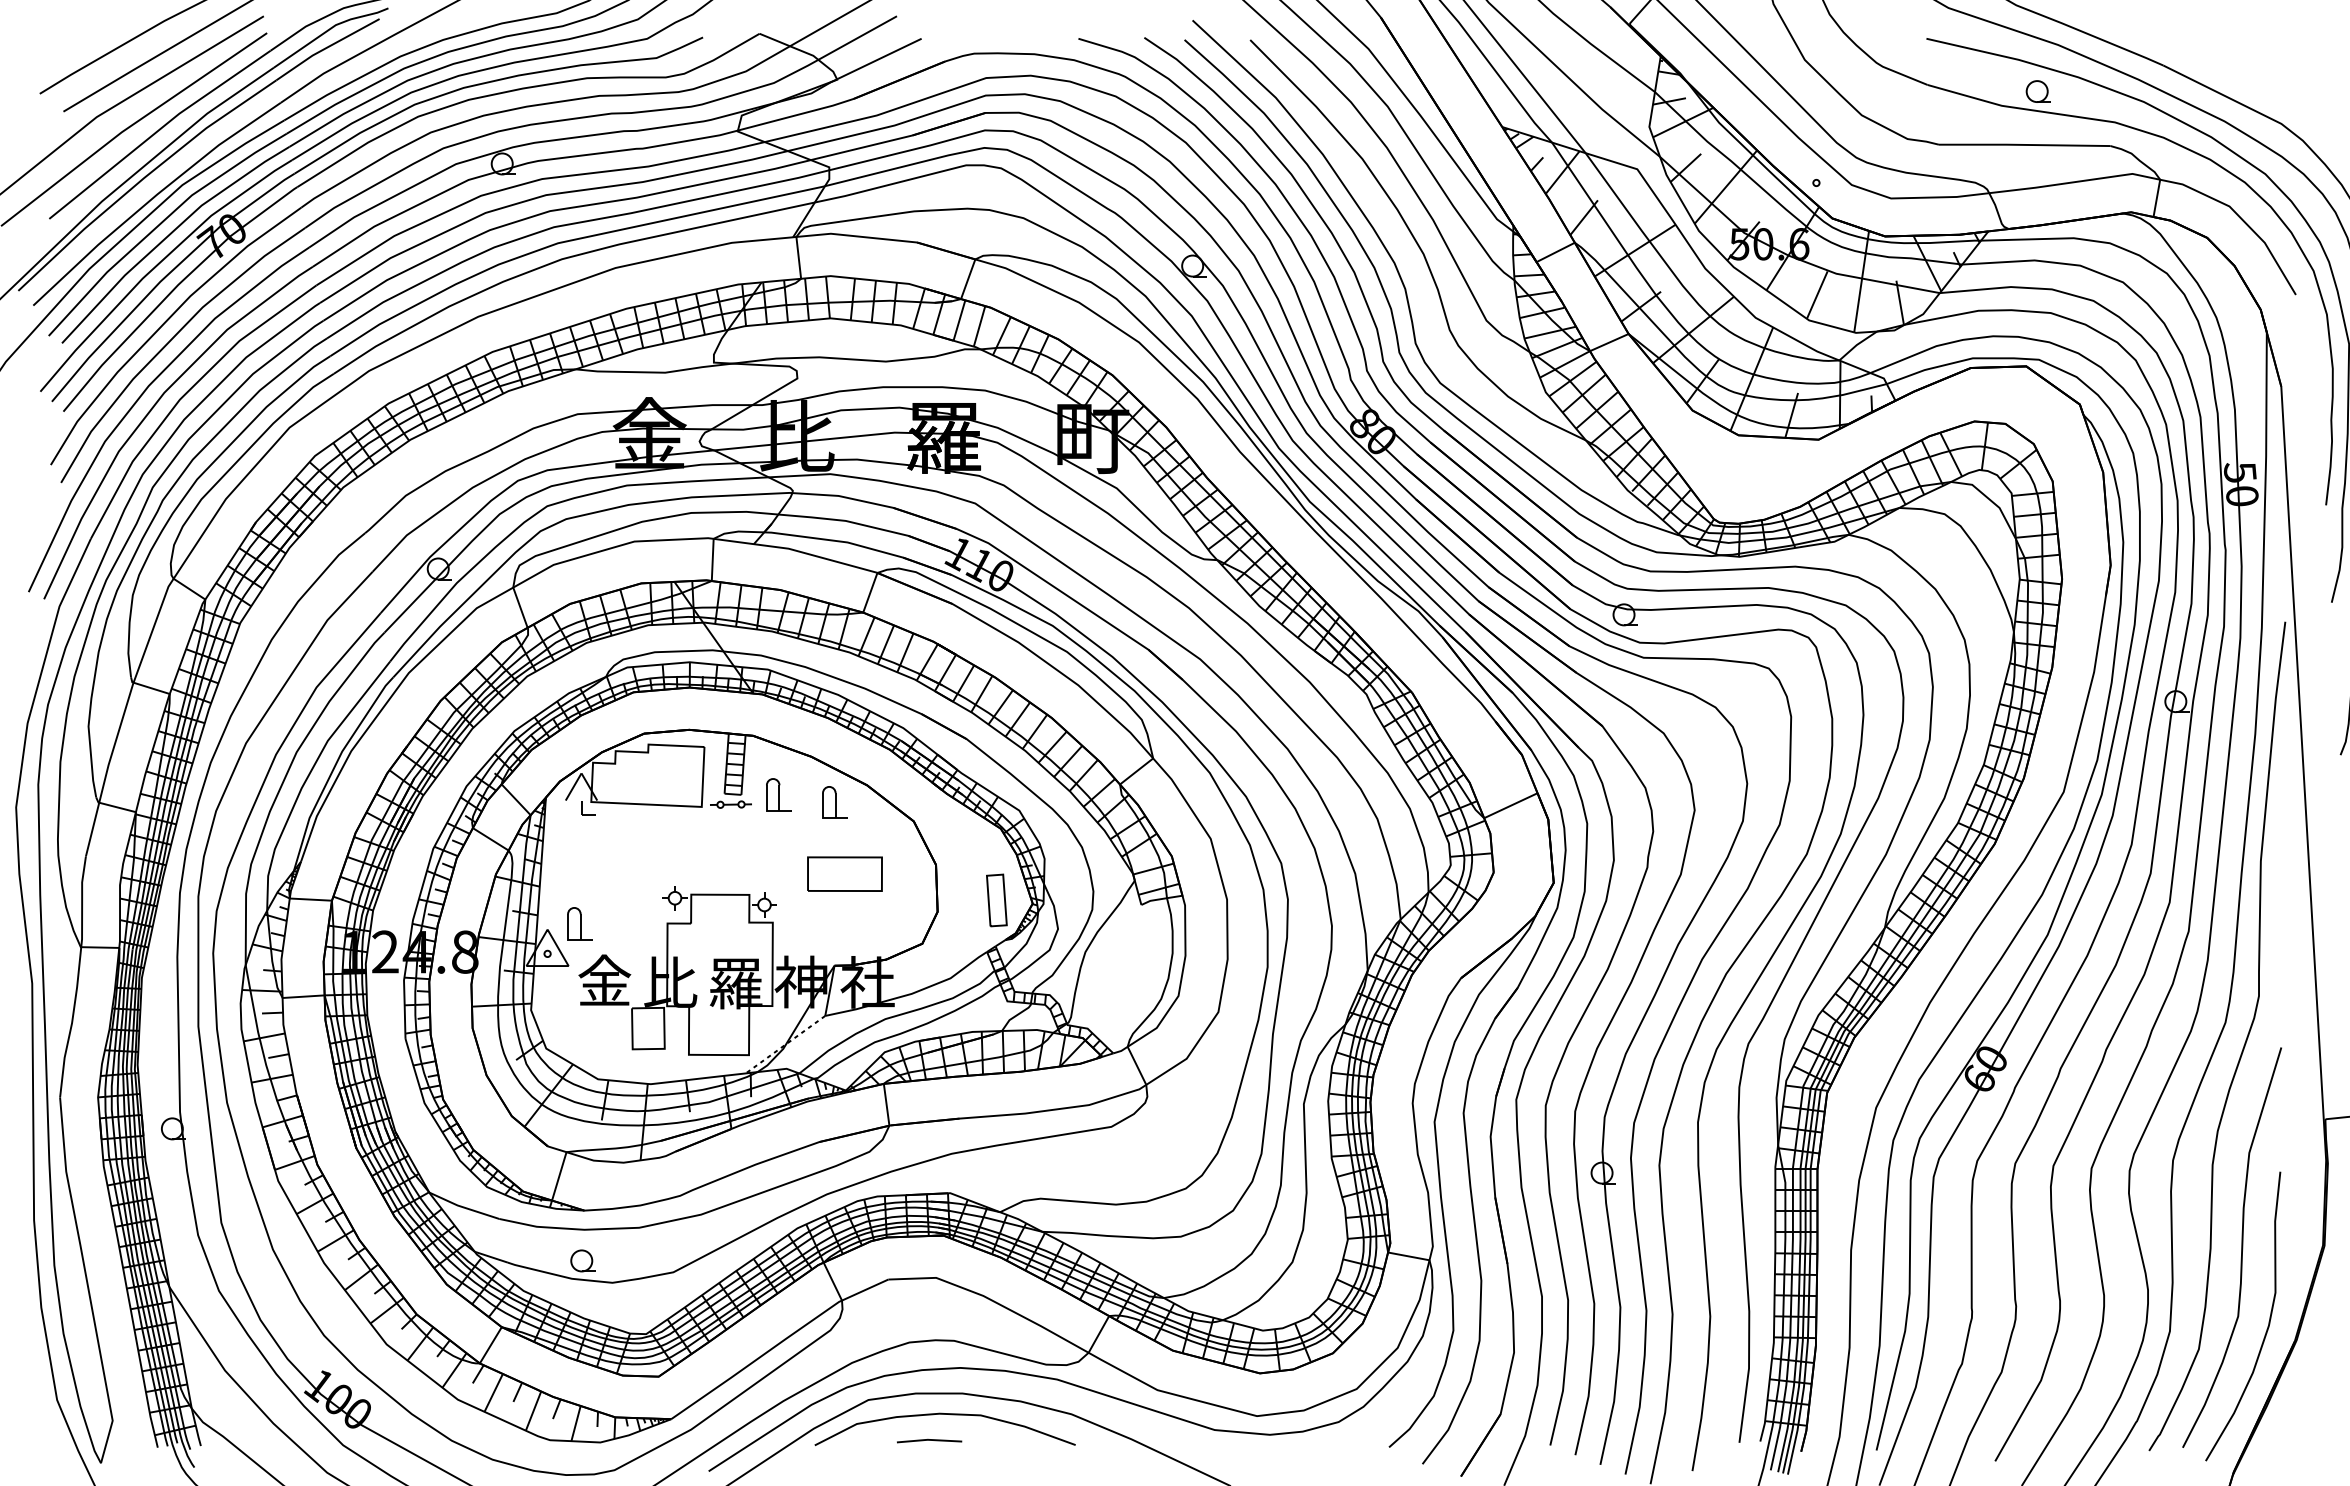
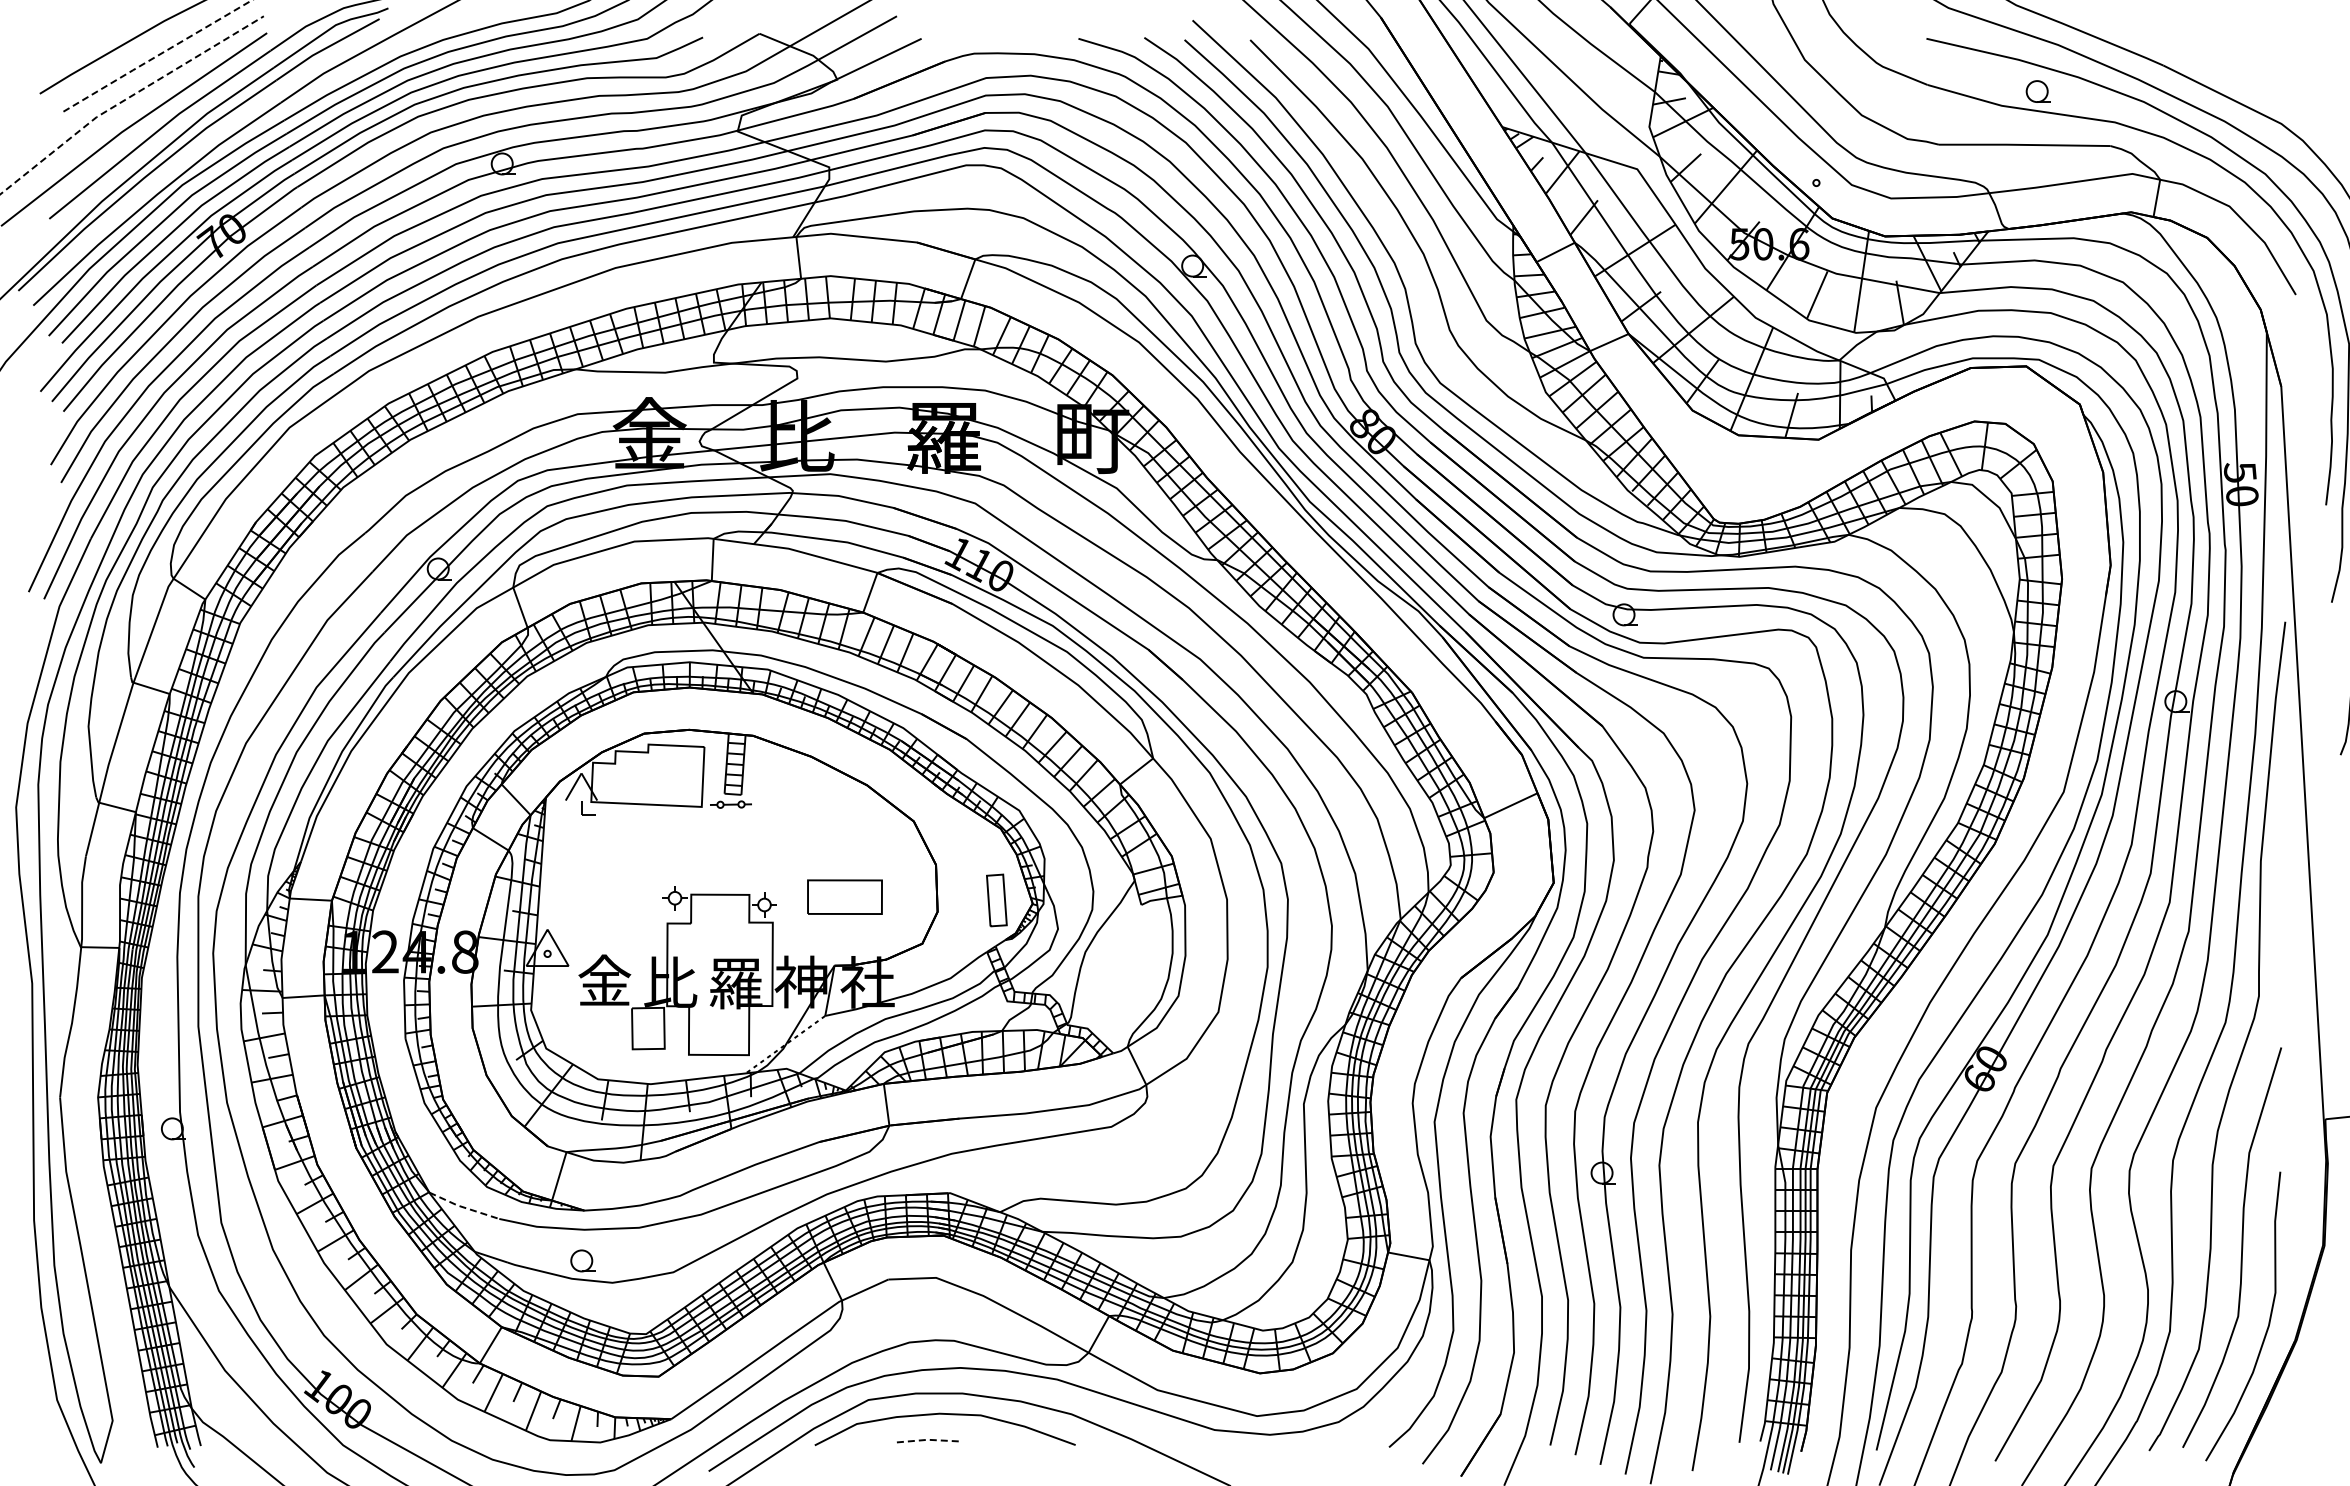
line: solid -> dashed (157, 55)
line: solid -> dashed (127, 98)
part: present -> none (778, 794)
part: present -> none (834, 802)
part position: (844, 873) -> (844, 896) (844, 896)
part: present -> none (579, 923)
line: solid -> dashed (463, 1207)
line: solid -> dashed (929, 1439)
